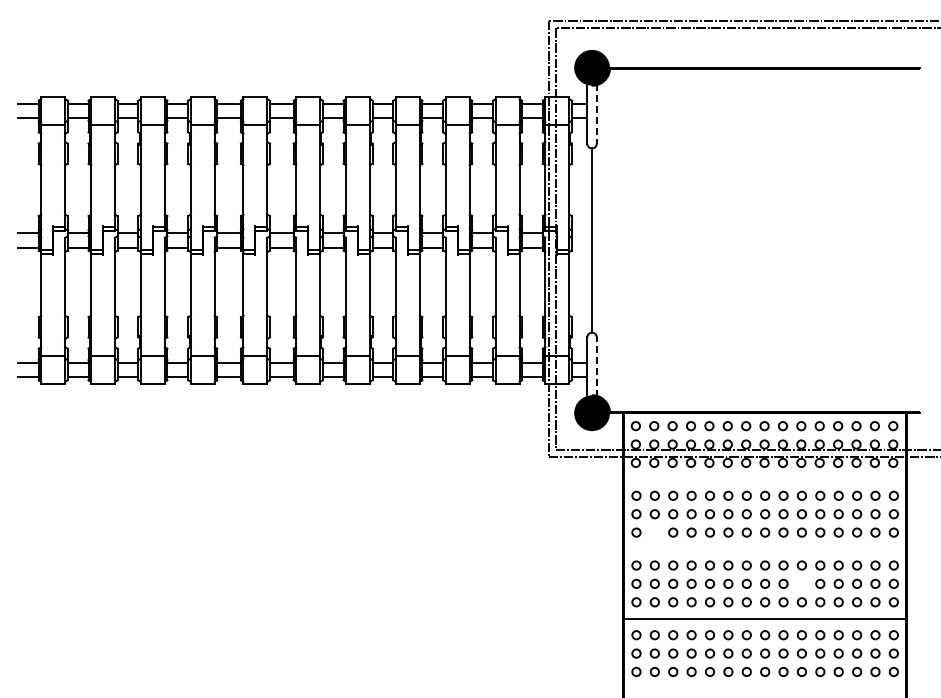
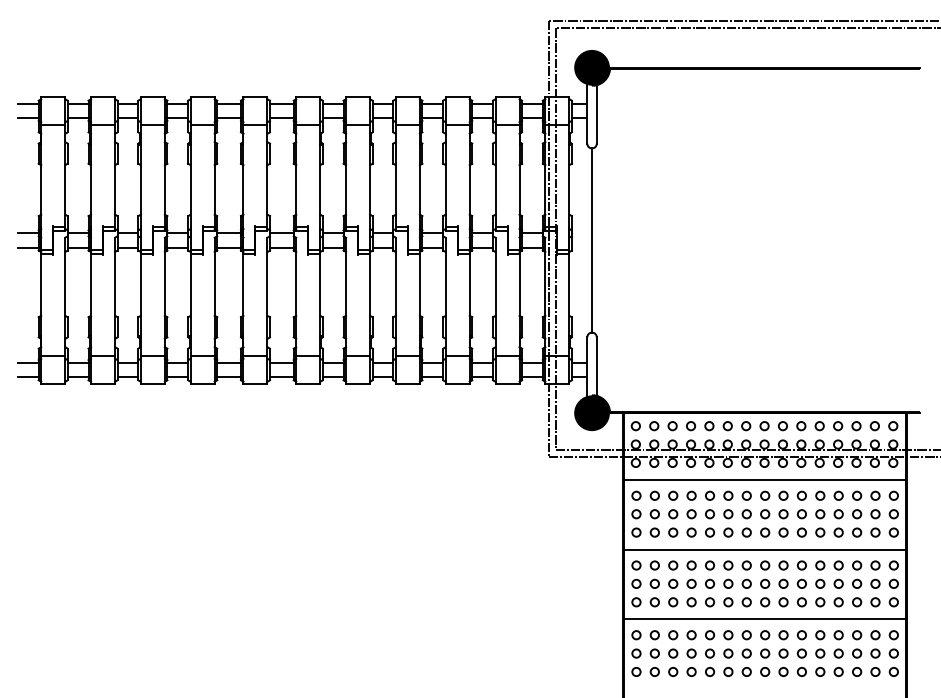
line: dashed -> solid (596, 113)
line: dashed -> solid (596, 367)
line: none -> present (764, 479)
circle: none -> present (654, 532)
line: none -> present (764, 549)
circle: none -> present (801, 583)
